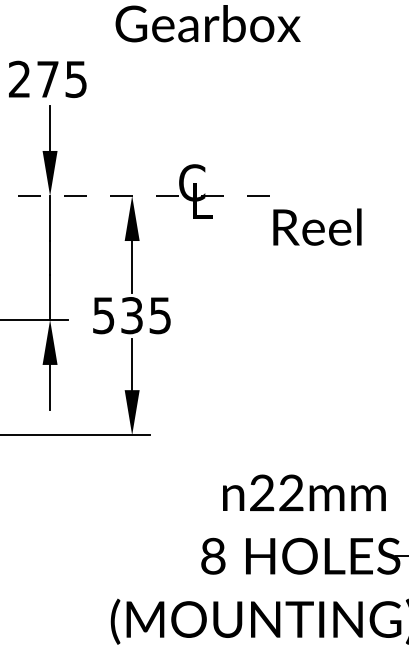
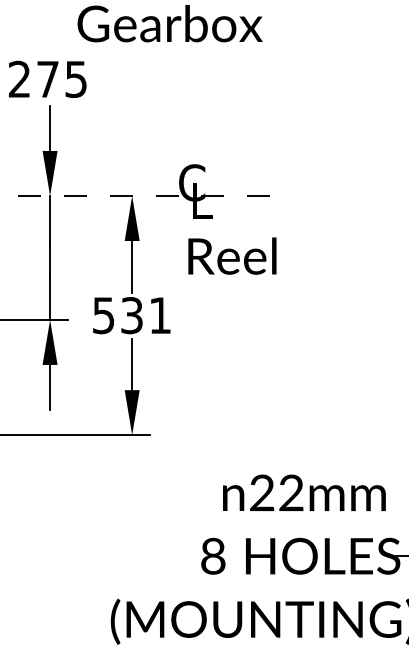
text position: (207, 23) -> (169, 23) (169, 23)
text position: (317, 226) -> (232, 255) (232, 255)
text: 535 -> 531 (159, 315)
